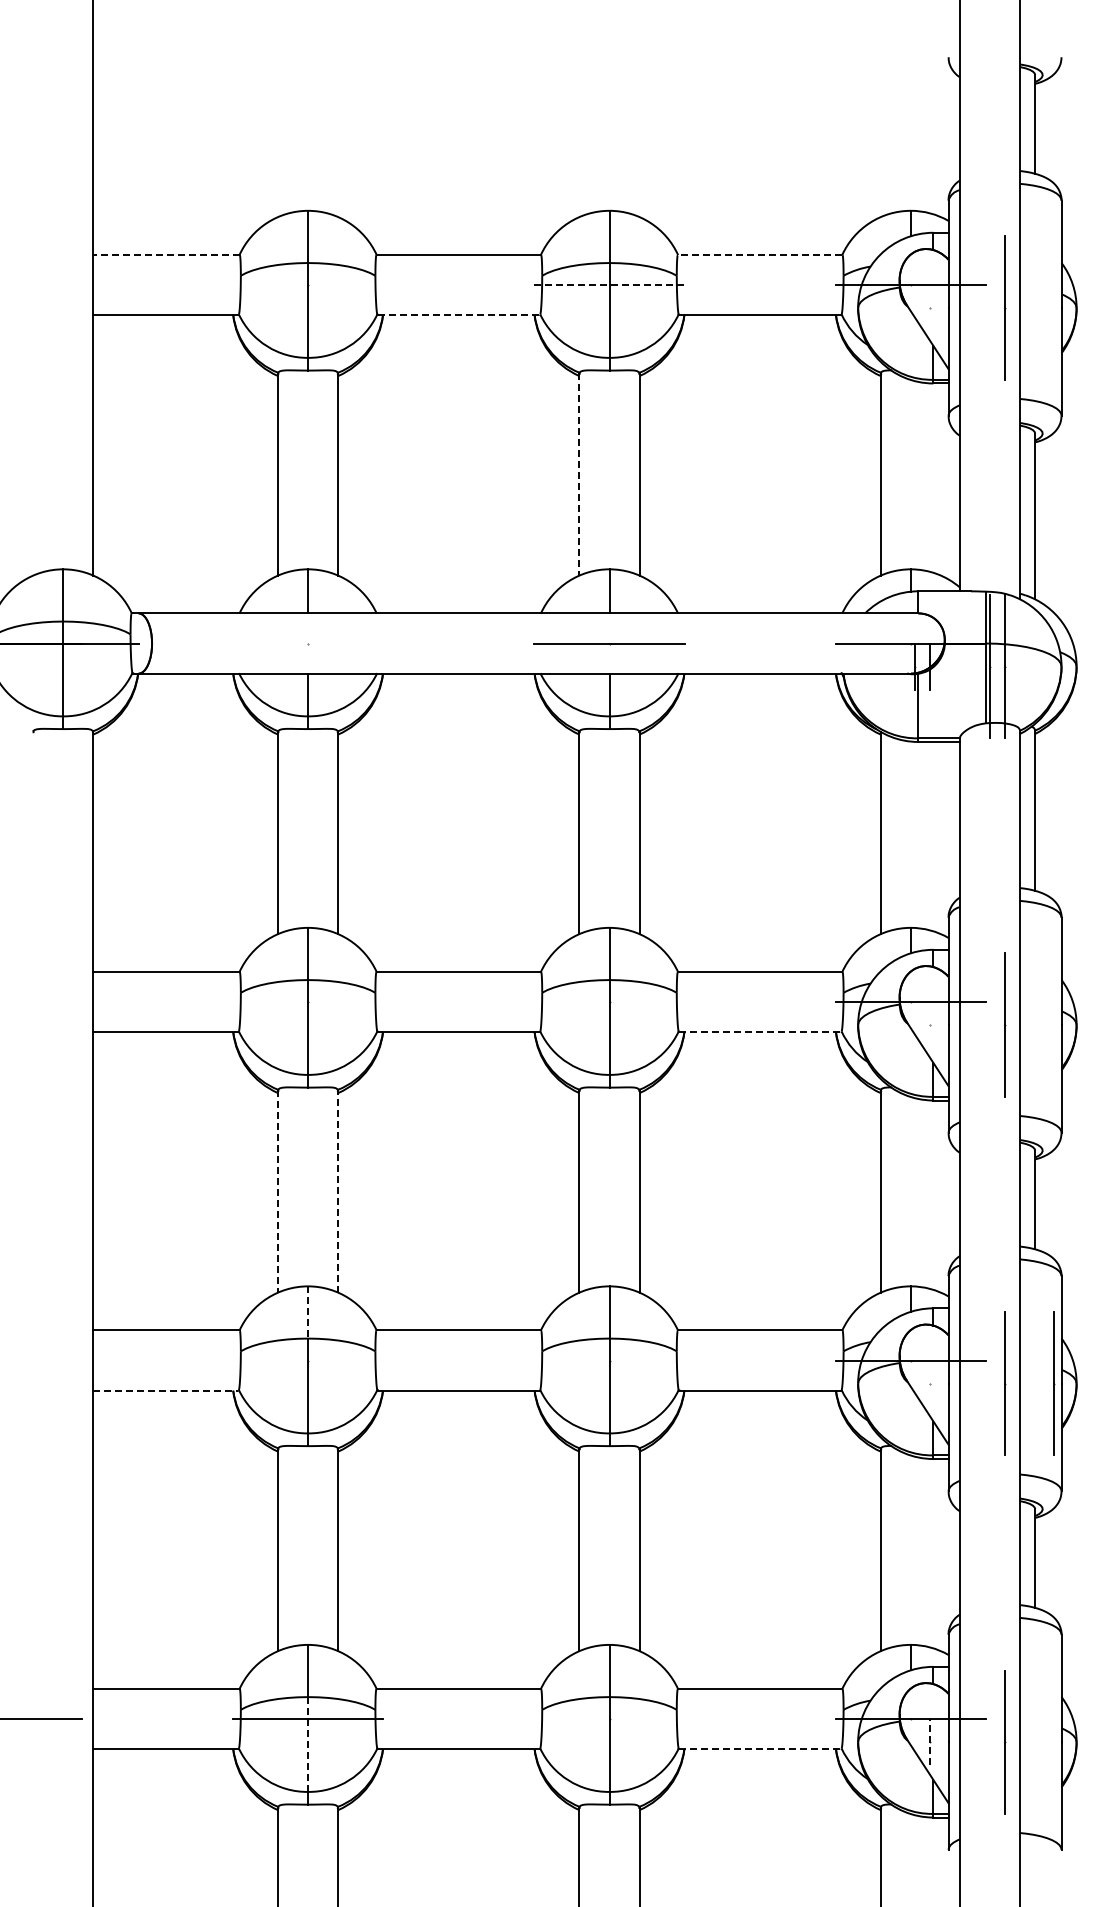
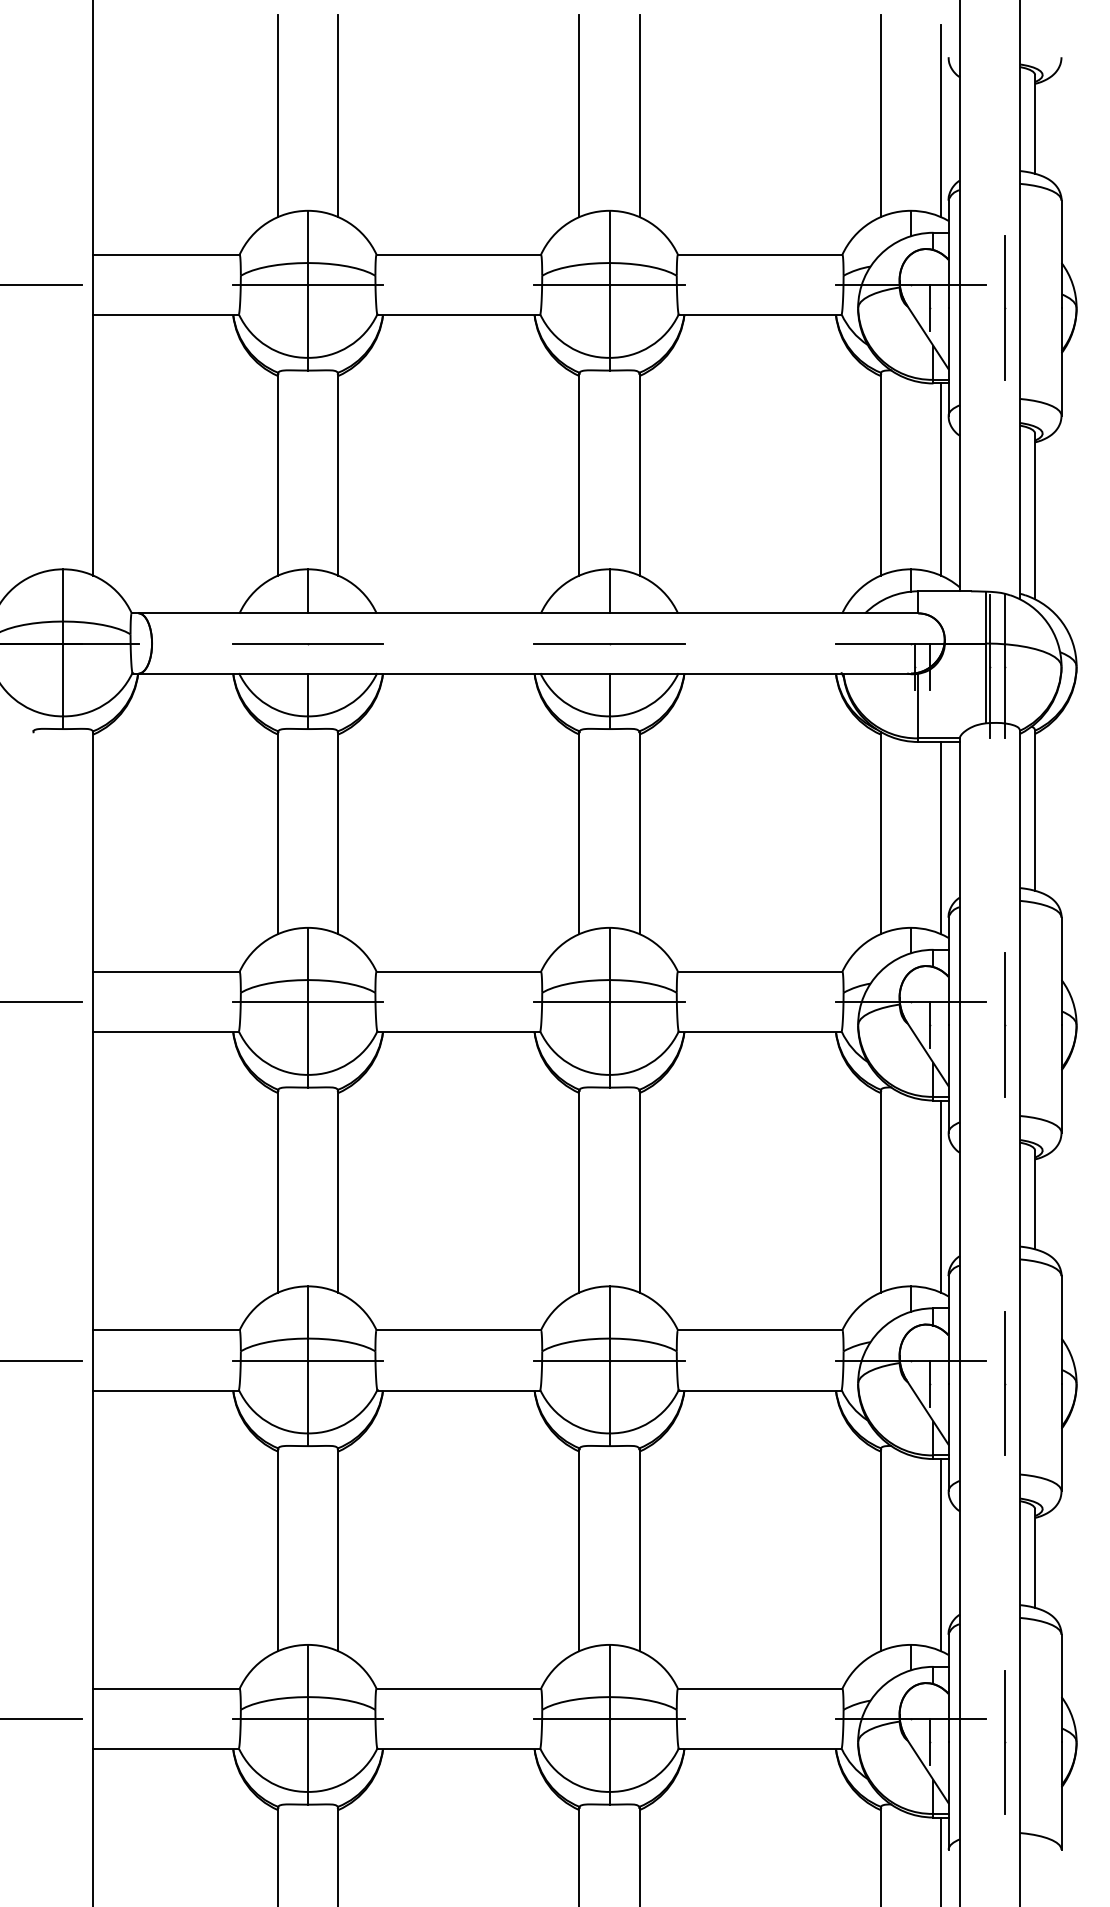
line: none -> present (278, 115)
line: none -> present (338, 115)
line: none -> present (579, 115)
line: none -> present (639, 115)
line: none -> present (880, 115)
line: none -> present (941, 120)
line: dashed -> solid (166, 254)
line: dashed -> solid (759, 254)
line: none -> present (42, 285)
line: none -> present (307, 285)
line: dashed -> solid (610, 285)
line: none -> present (929, 308)
line: dashed -> solid (459, 315)
line: dashed -> solid (579, 474)
line: none -> present (941, 479)
line: none -> present (307, 643)
line: none -> present (941, 837)
line: none -> present (42, 1002)
line: none -> present (307, 1002)
line: none -> present (609, 1002)
line: none -> present (929, 1025)
line: dashed -> solid (760, 1032)
line: dashed -> solid (278, 1191)
line: dashed -> solid (338, 1191)
line: none -> present (941, 1196)
line: dashed -> solid (308, 1312)
line: none -> present (42, 1360)
line: none -> present (307, 1360)
line: none -> present (609, 1360)
line: none -> present (929, 1383)
line: present -> none (1054, 1383)
line: dashed -> solid (165, 1390)
line: none -> present (941, 1555)
line: none -> present (609, 1719)
line: dashed -> solid (929, 1741)
line: dashed -> solid (308, 1745)
line: dashed -> solid (760, 1749)
line: none -> present (941, 1860)
